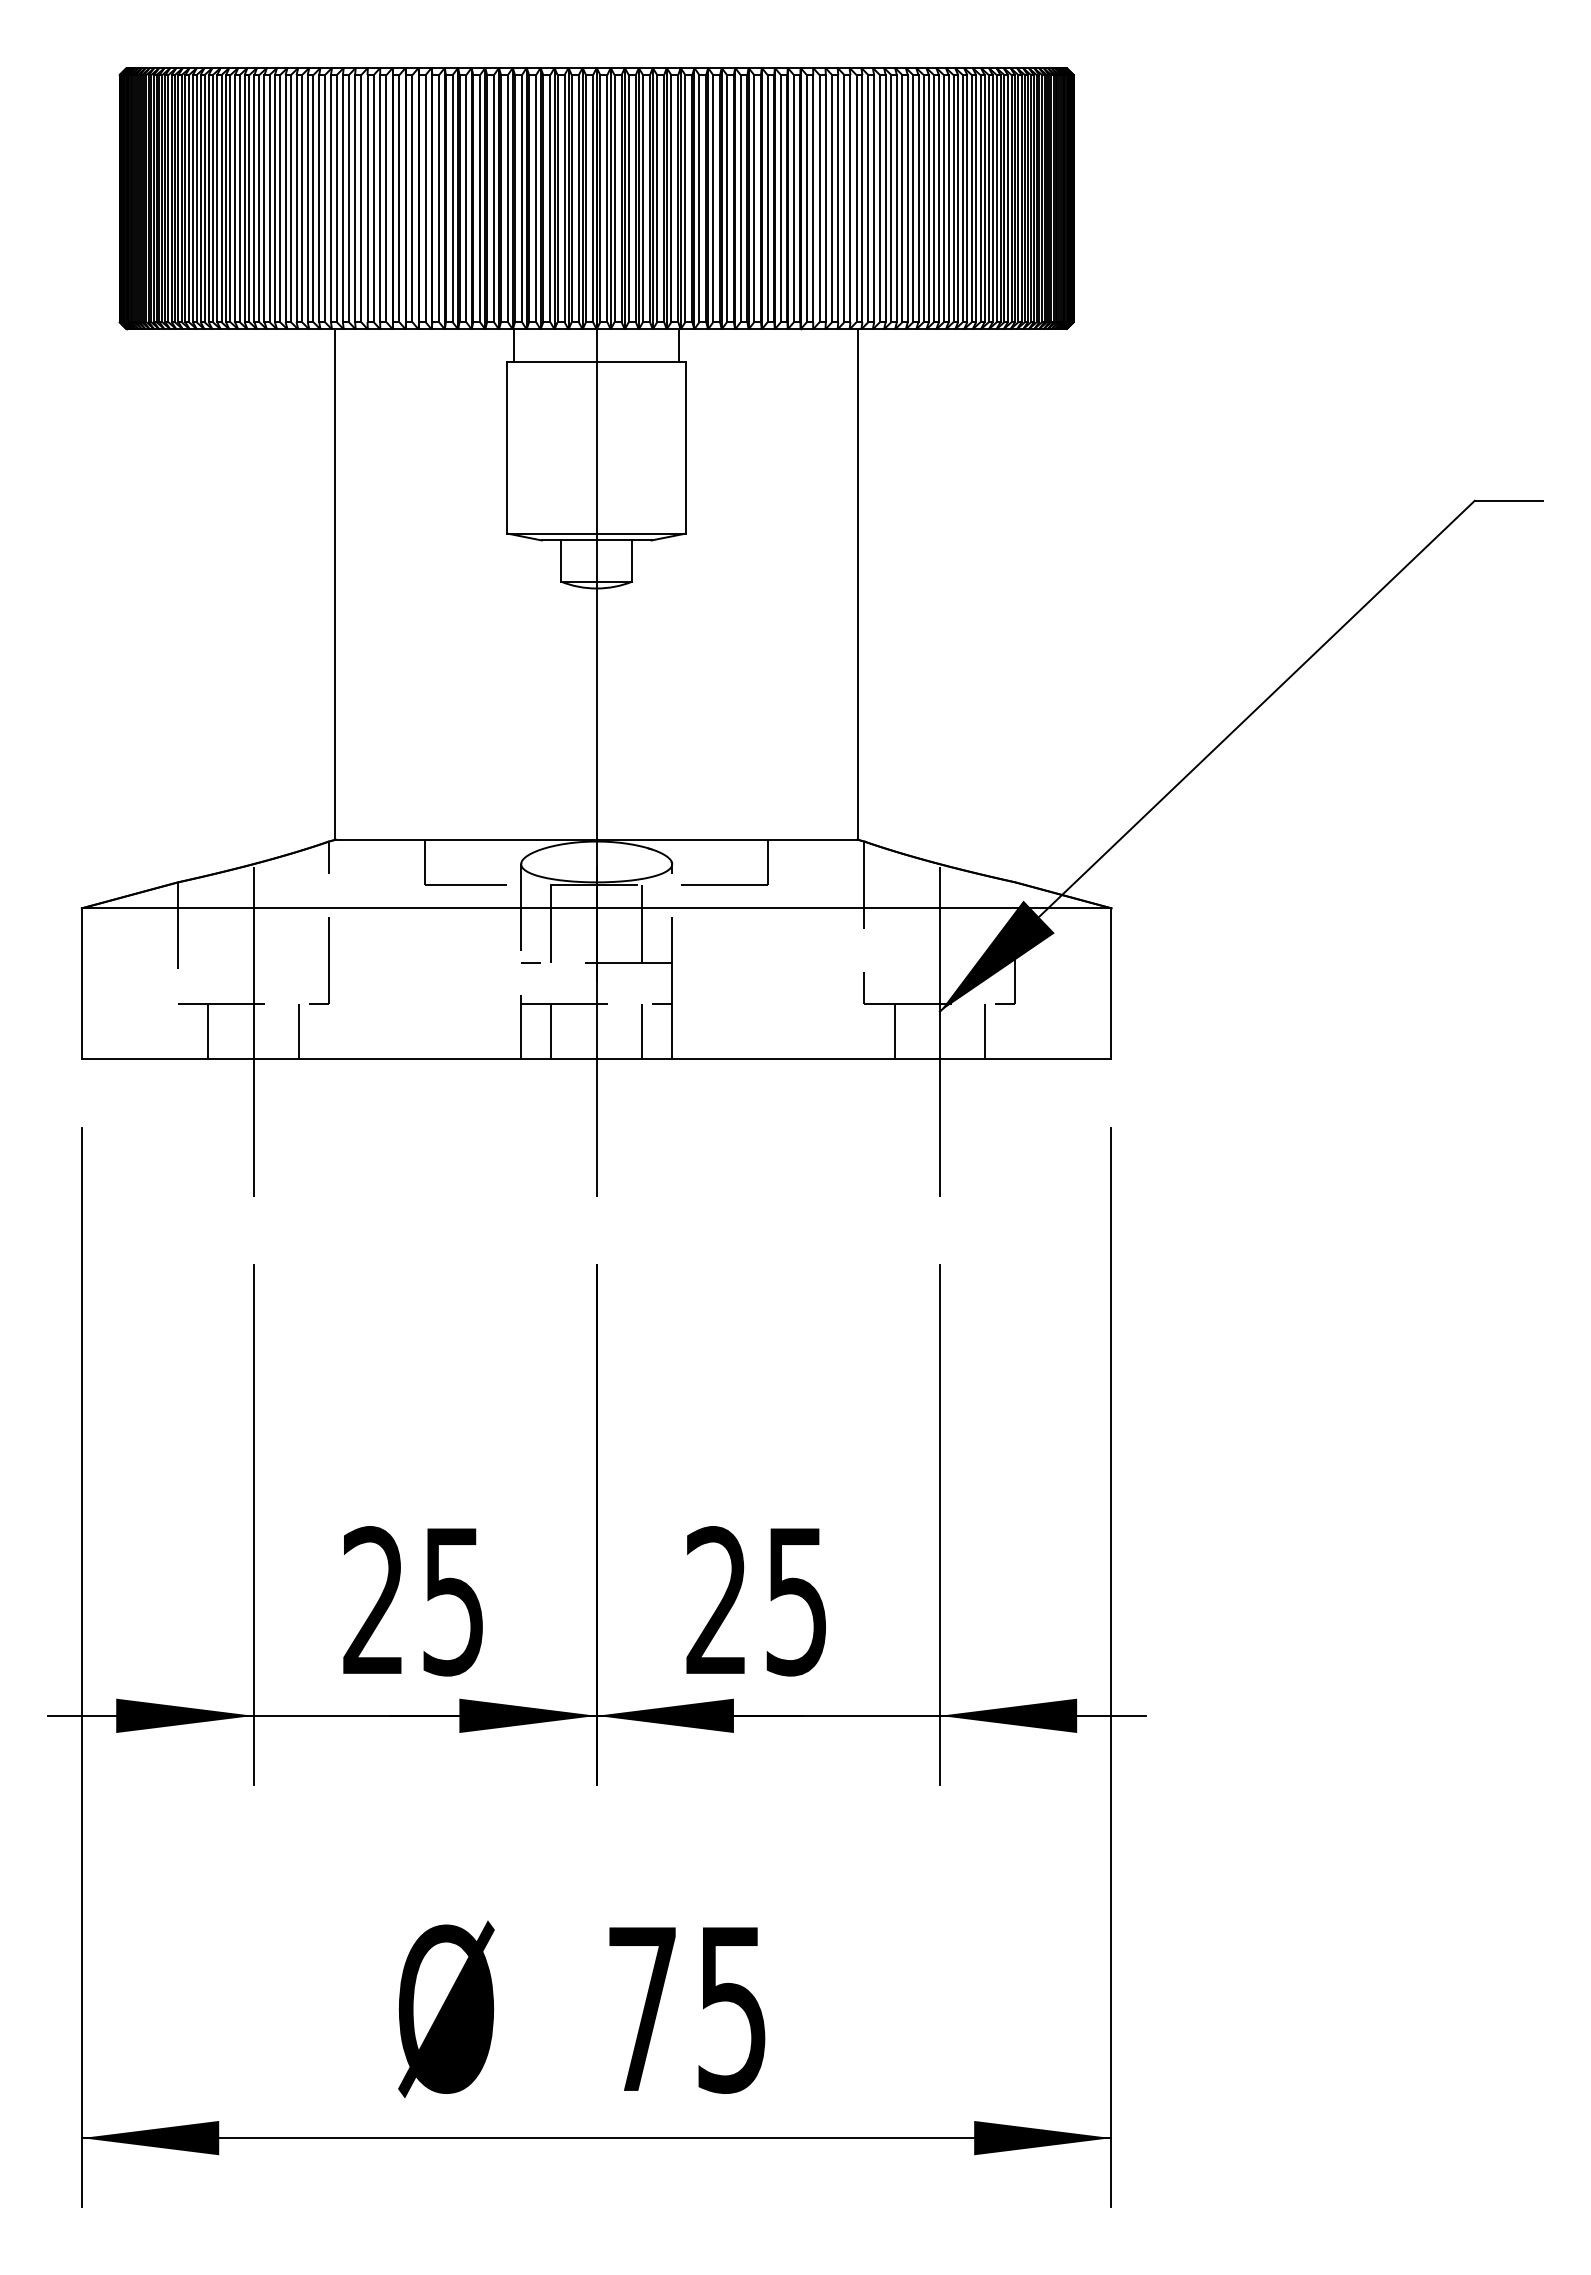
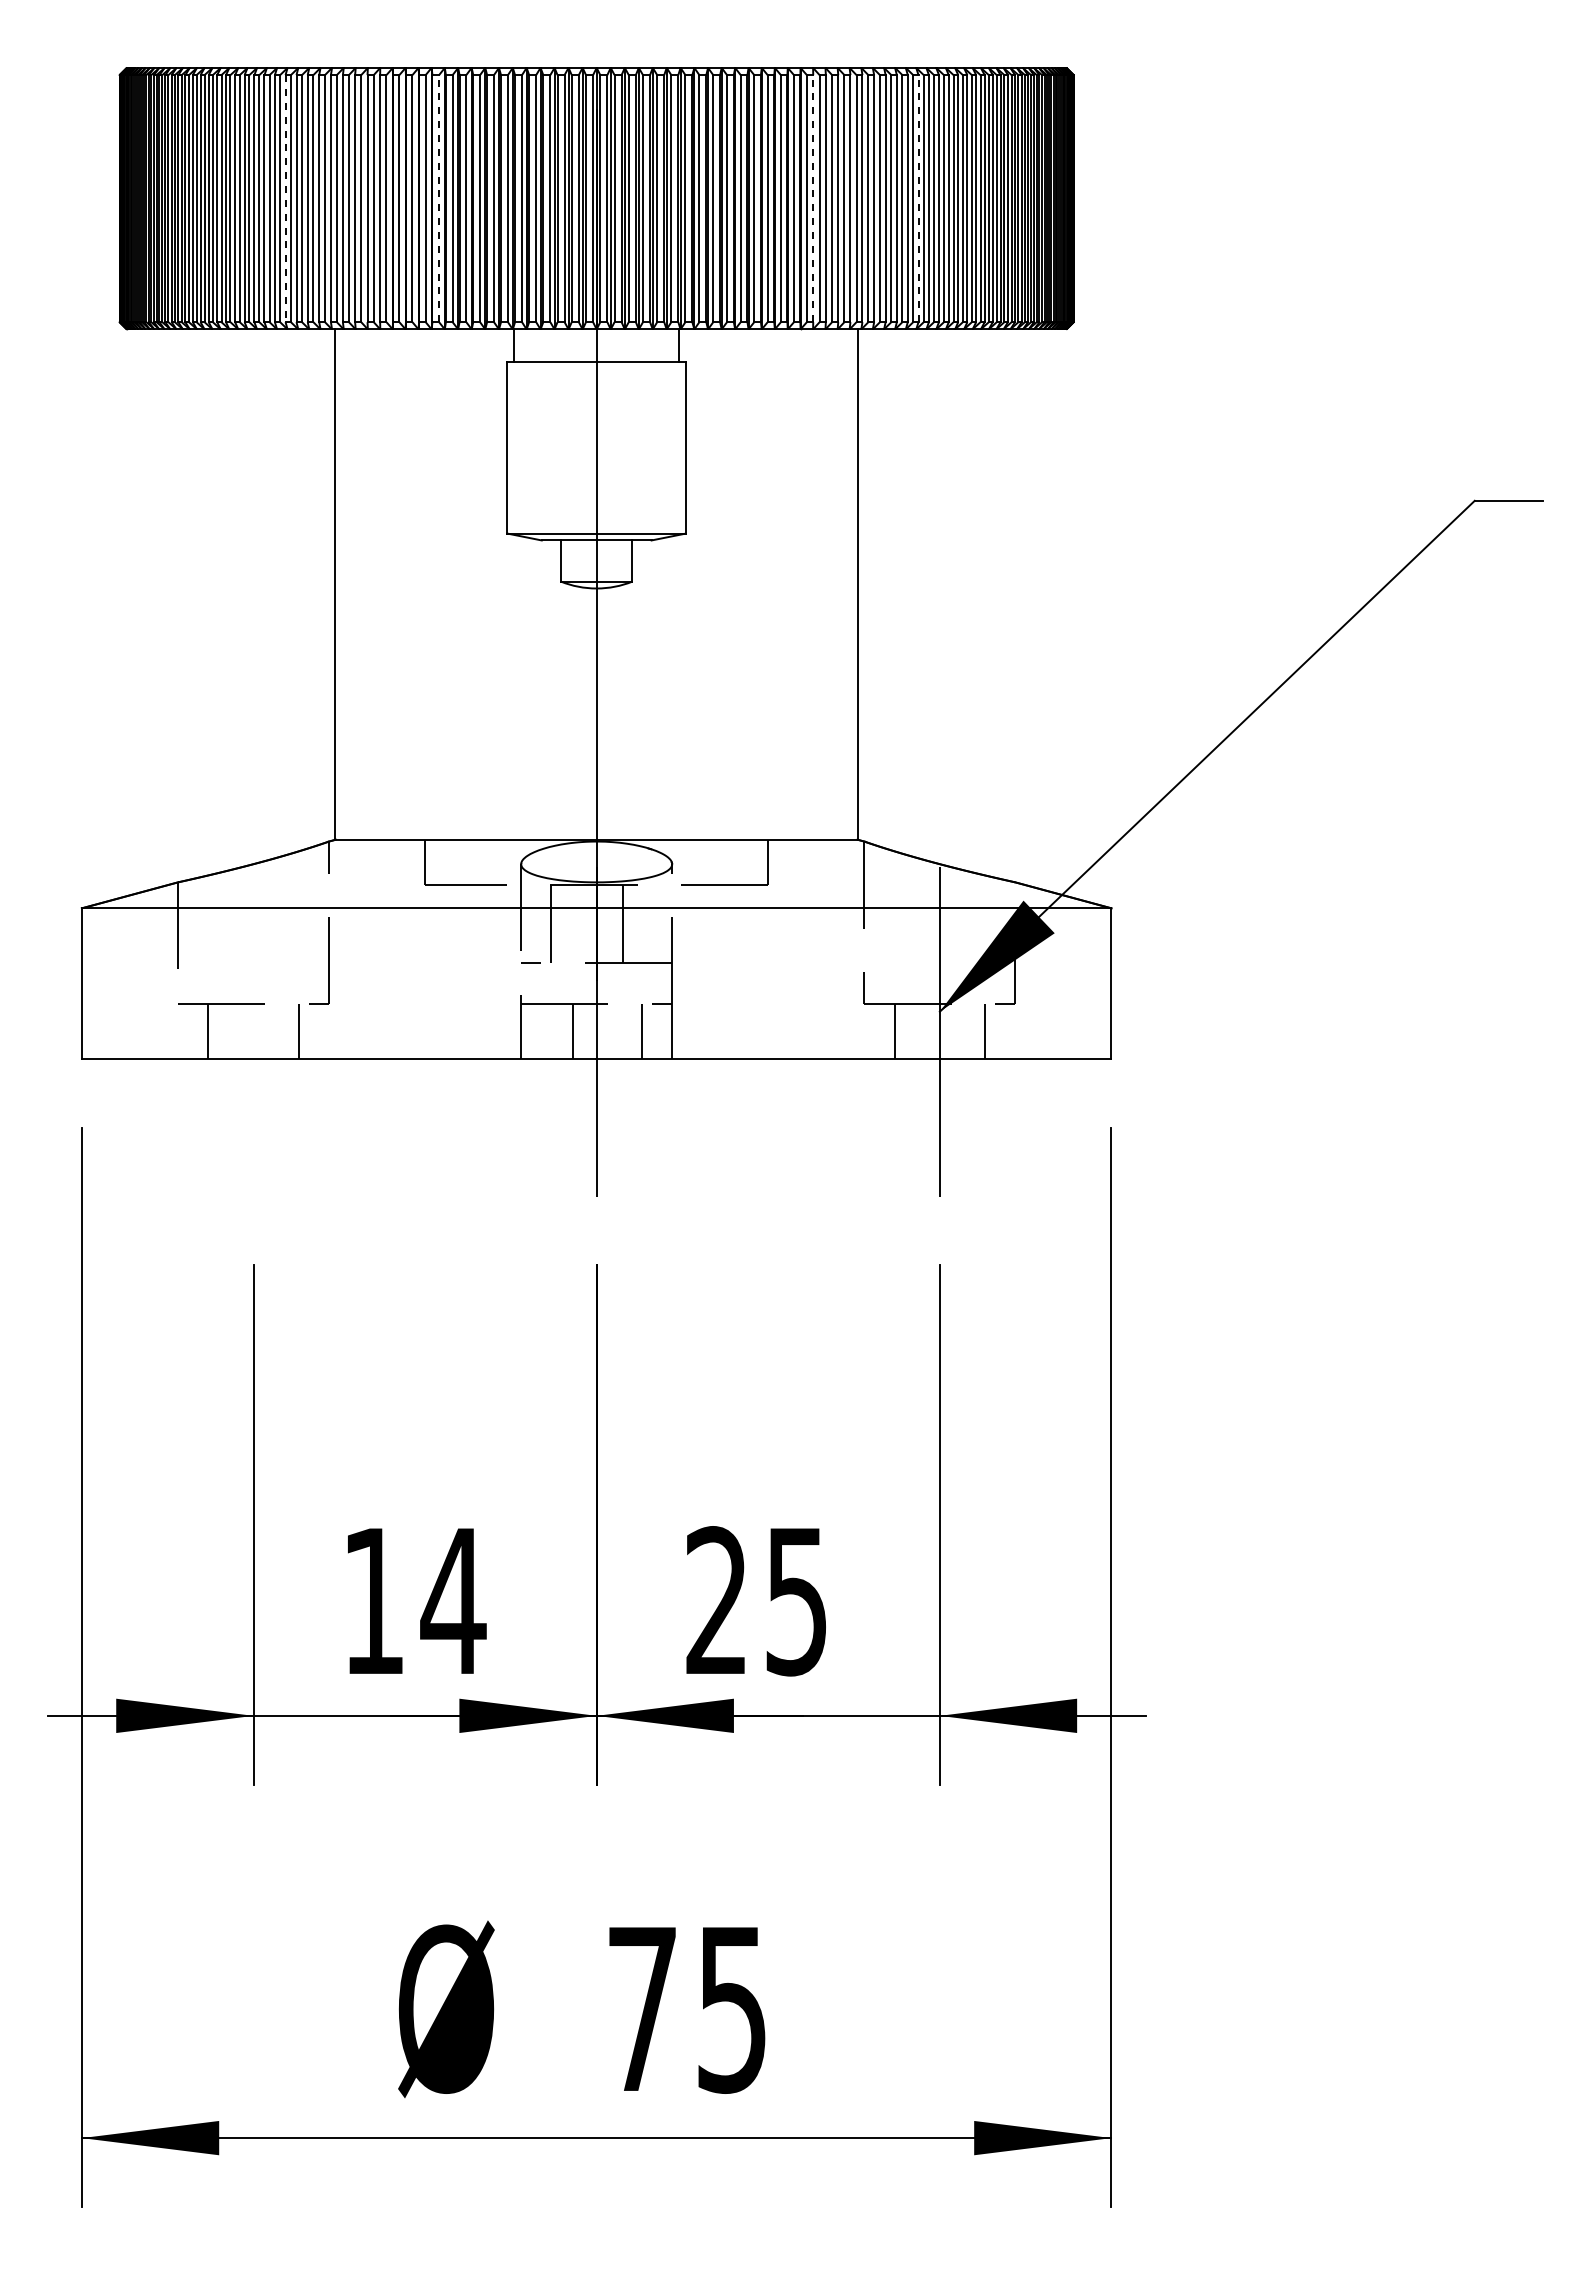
line: solid -> dashed (285, 198)
line: solid -> dashed (439, 198)
line: solid -> dashed (813, 198)
line: solid -> dashed (918, 198)
line position: (641, 924) -> (622, 924) (622, 924)
line: present -> none (253, 1031)
line position: (551, 1031) -> (573, 1031) (573, 1031)
text: 25 -> 14 (414, 1601)
